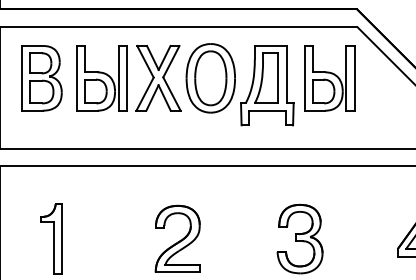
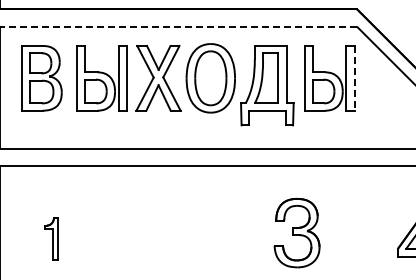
line: solid -> dashed (178, 26)
line: solid -> dashed (354, 78)
part size: 23x72 px -> 15x44 px (51, 238)
part: present -> none (177, 238)
part position: (299, 238) -> (296, 232) (296, 232)
